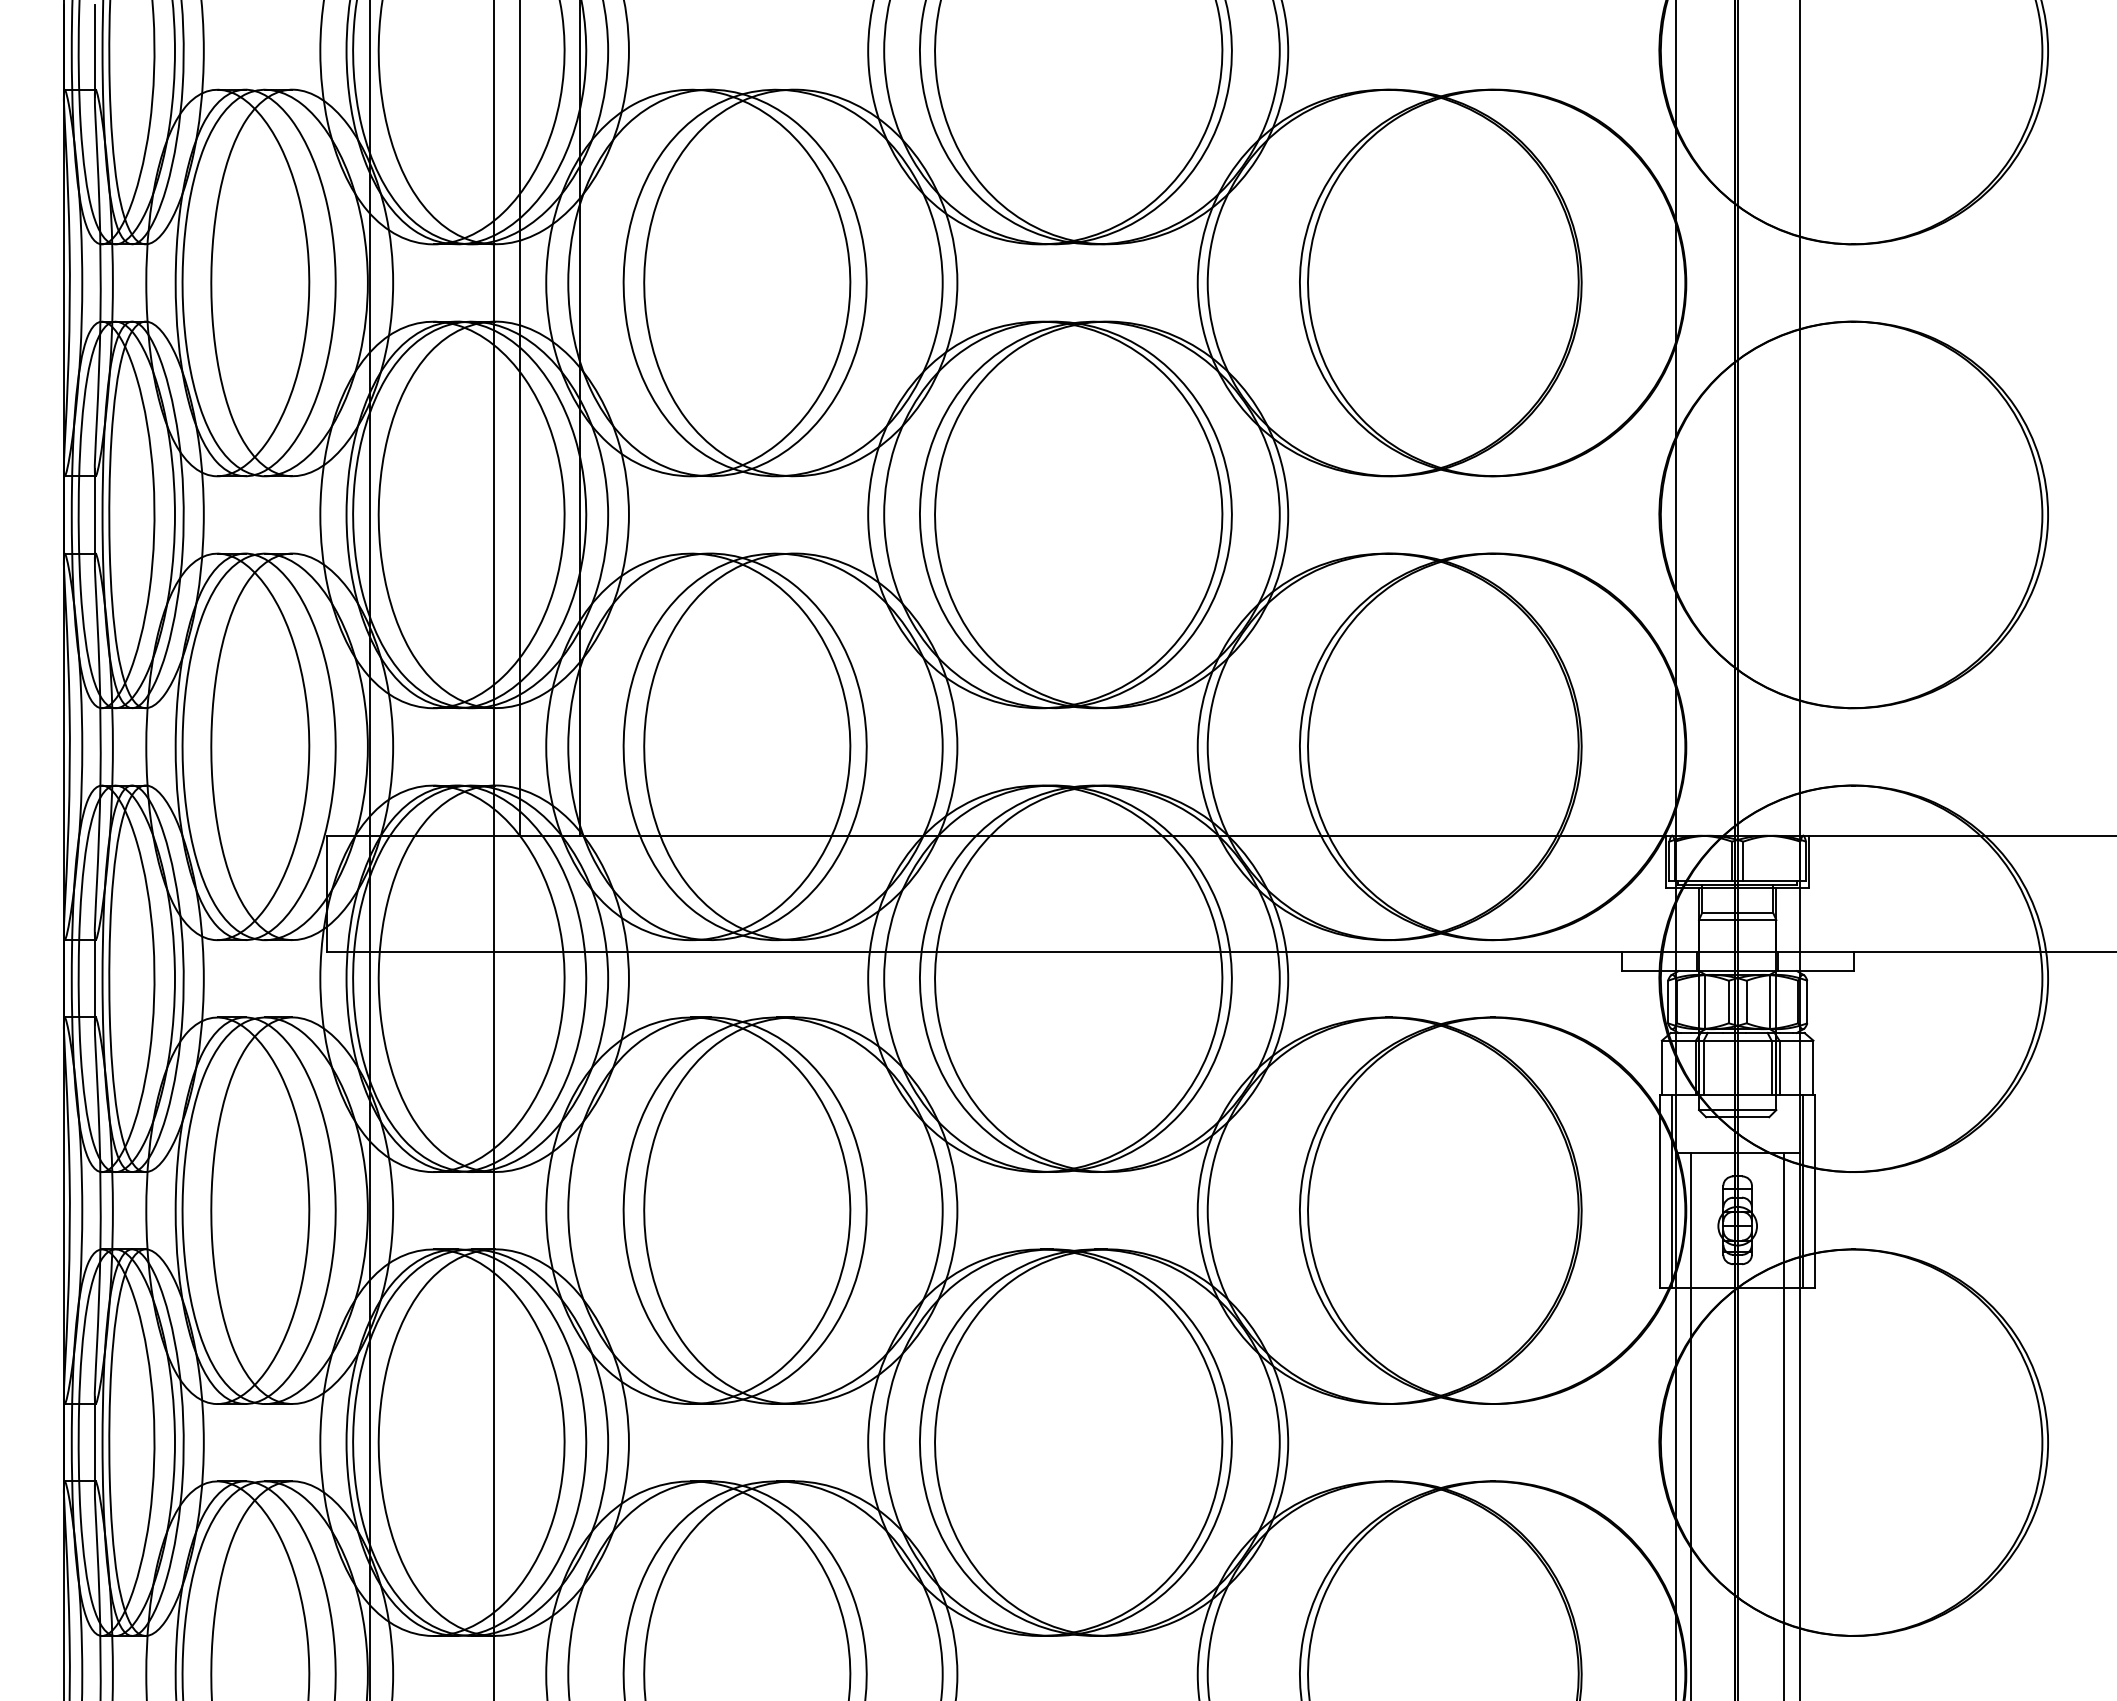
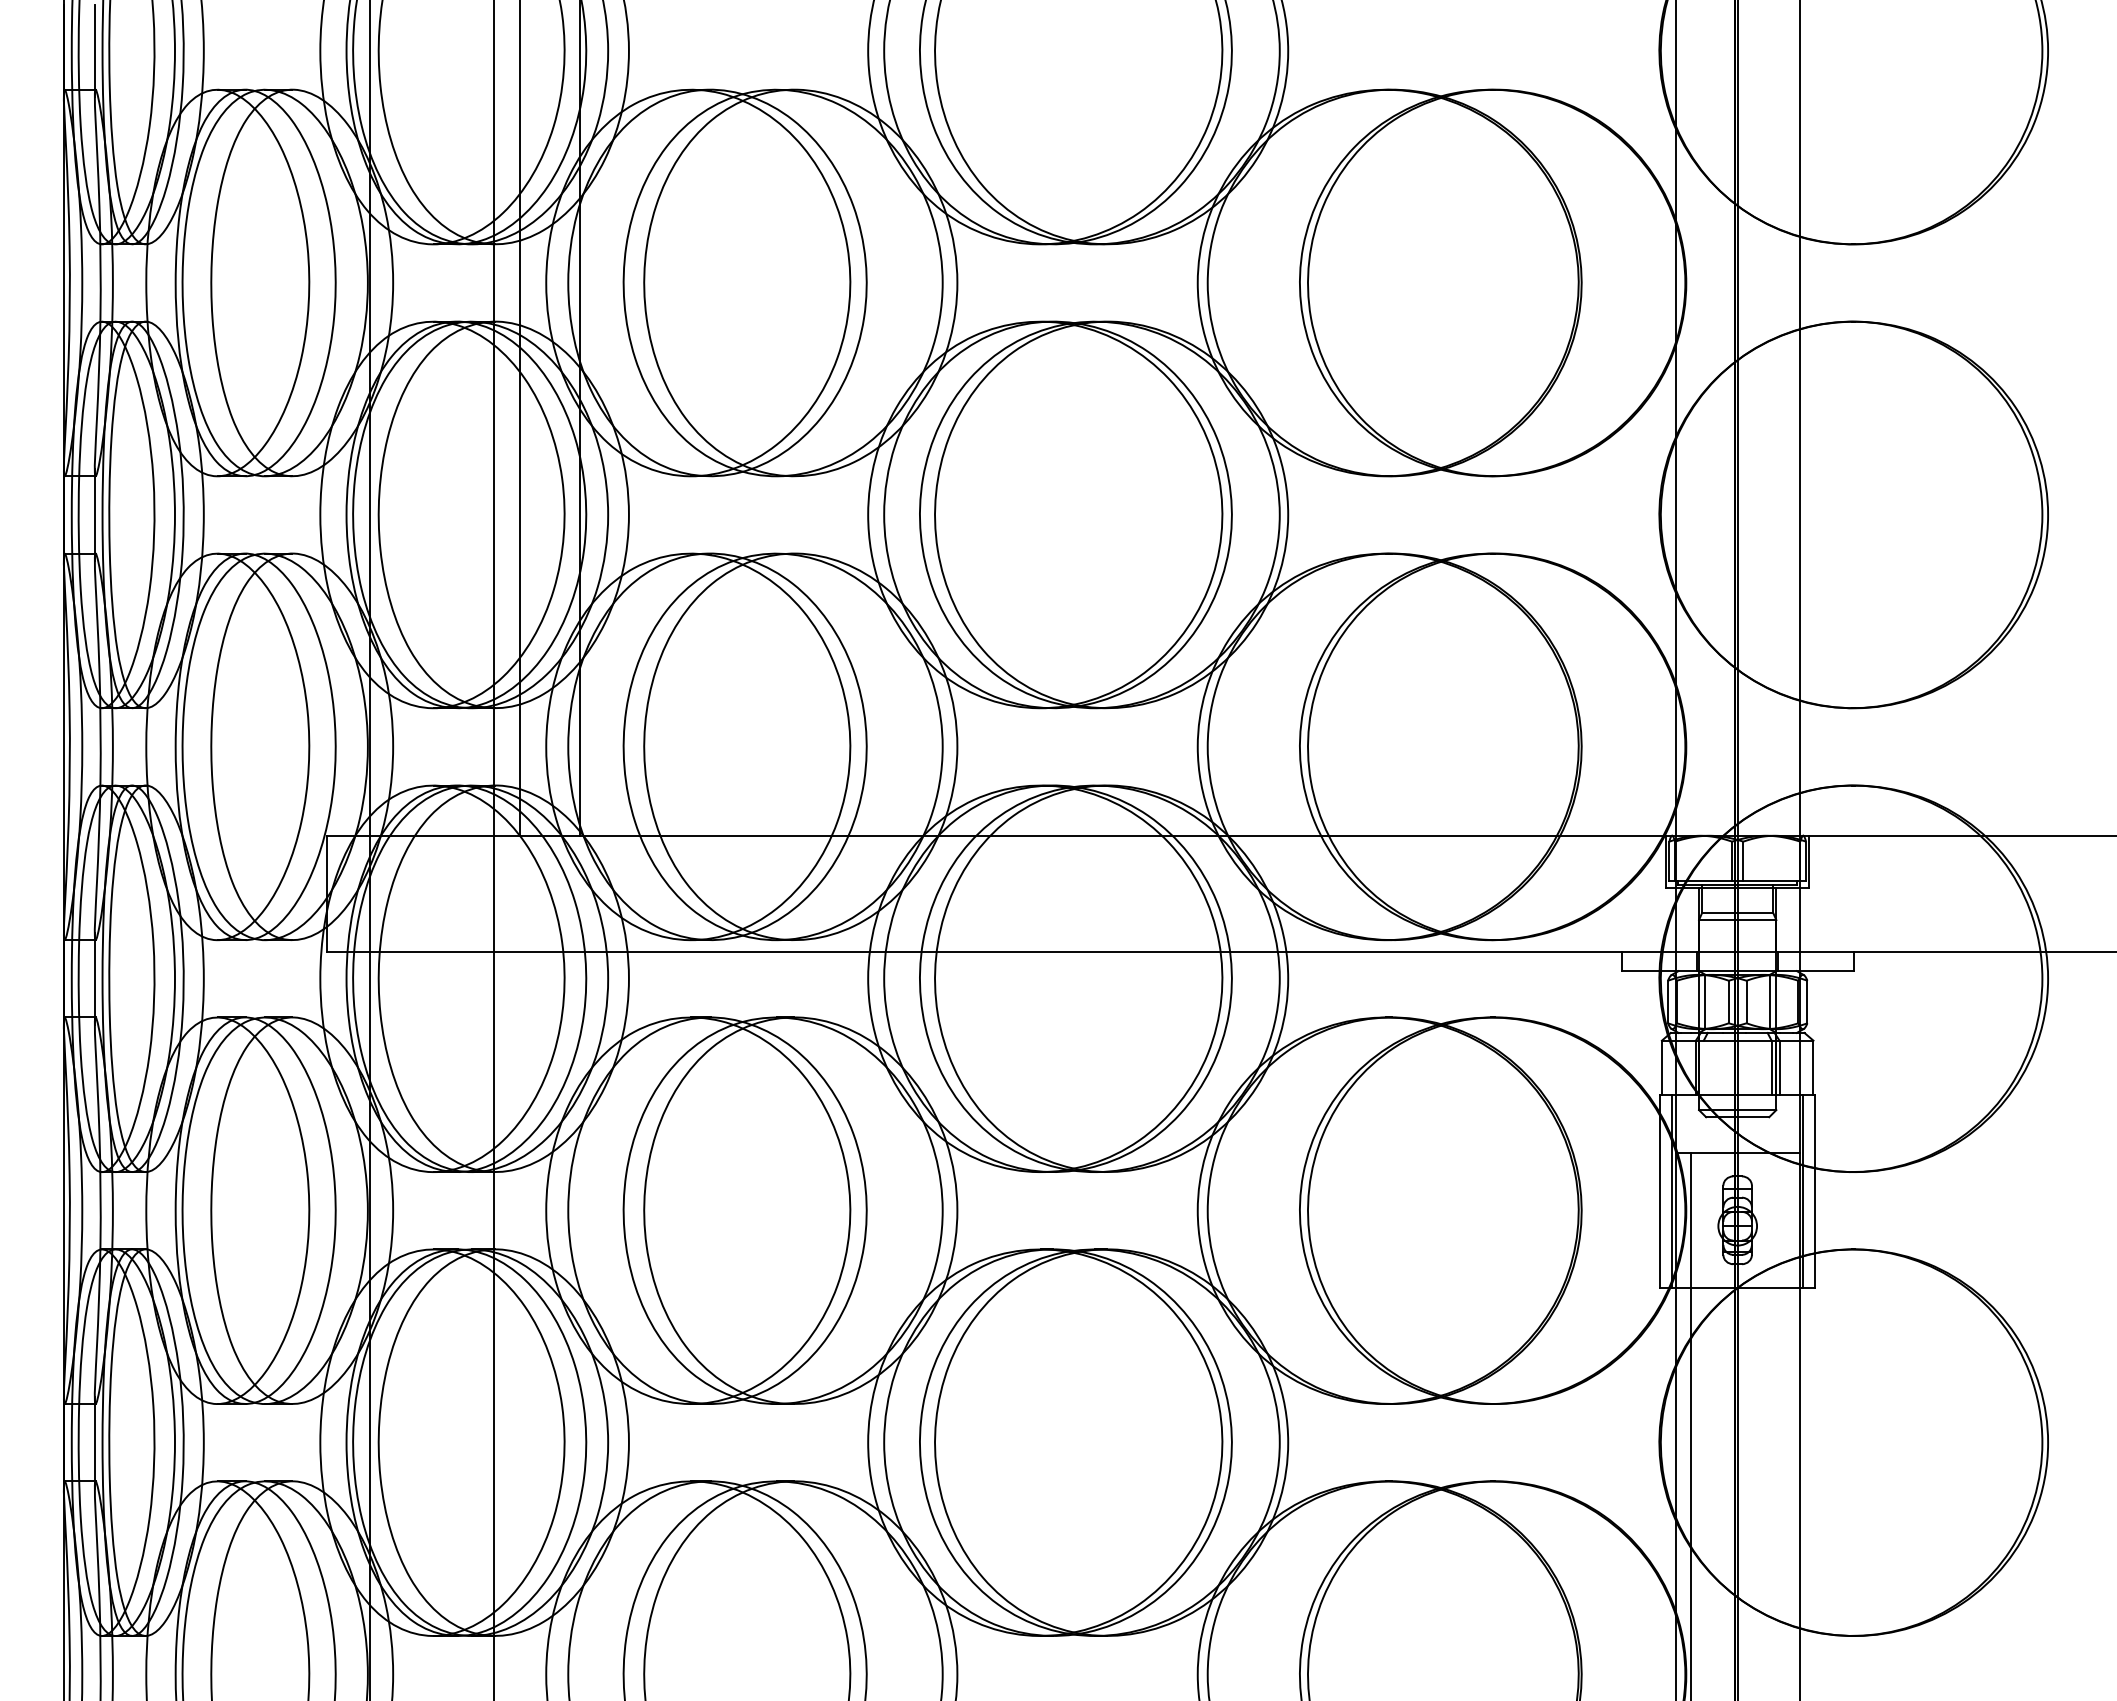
line: present -> none (1703, 1067)
line: present -> none (1784, 1424)
